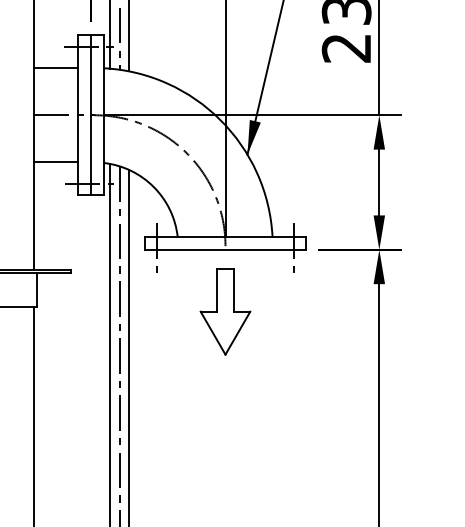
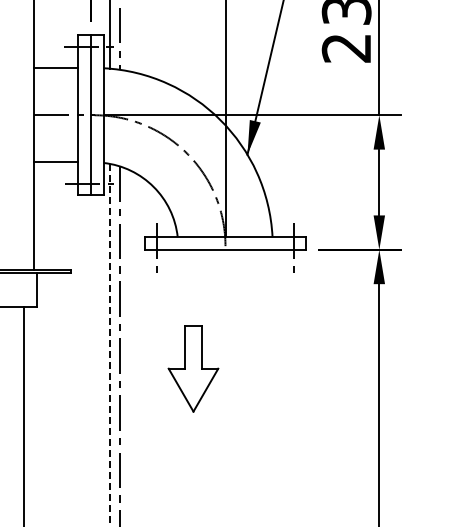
line: present -> none (129, 36)
part position: (225, 311) -> (193, 368) (193, 368)
line: solid -> dashed (109, 345)
line: present -> none (129, 346)
line position: (33, 415) -> (23, 415) (23, 415)
